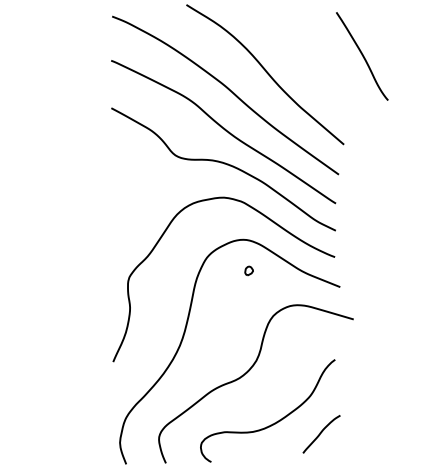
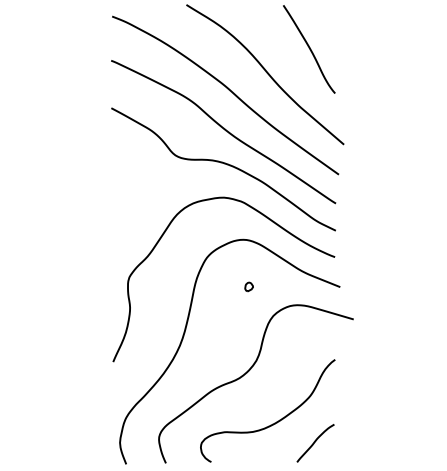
curve position: (362, 56) -> (309, 49) (309, 49)
part position: (248, 270) -> (248, 286) (248, 286)
curve position: (321, 433) -> (315, 442) (315, 442)
